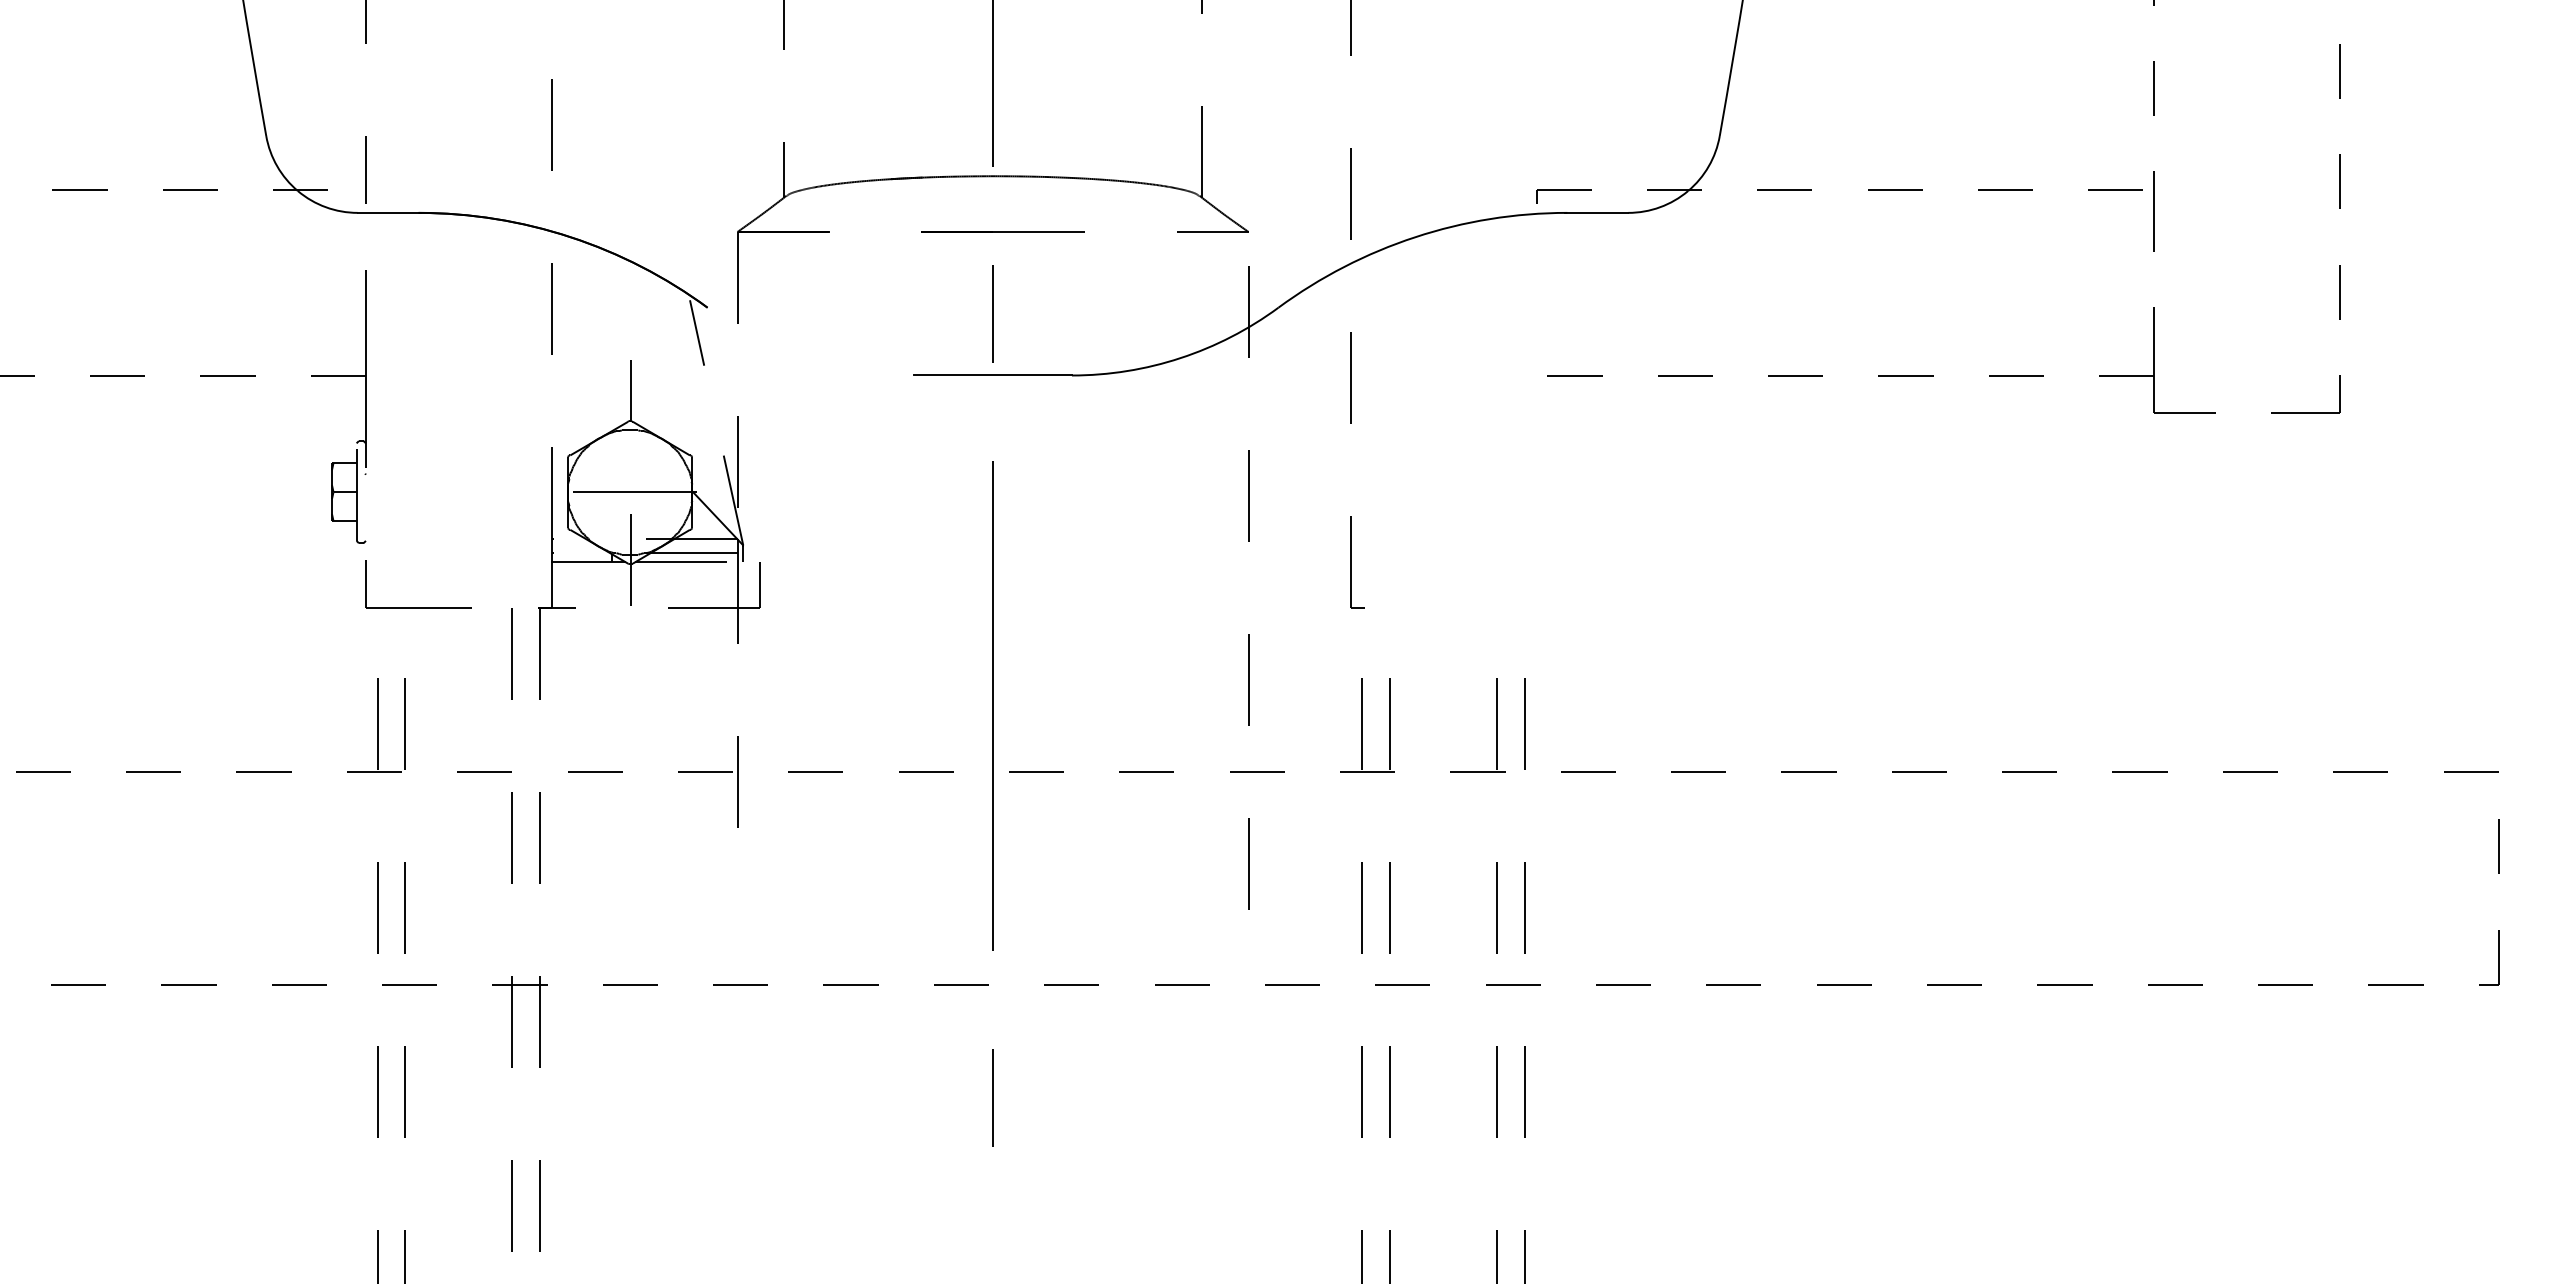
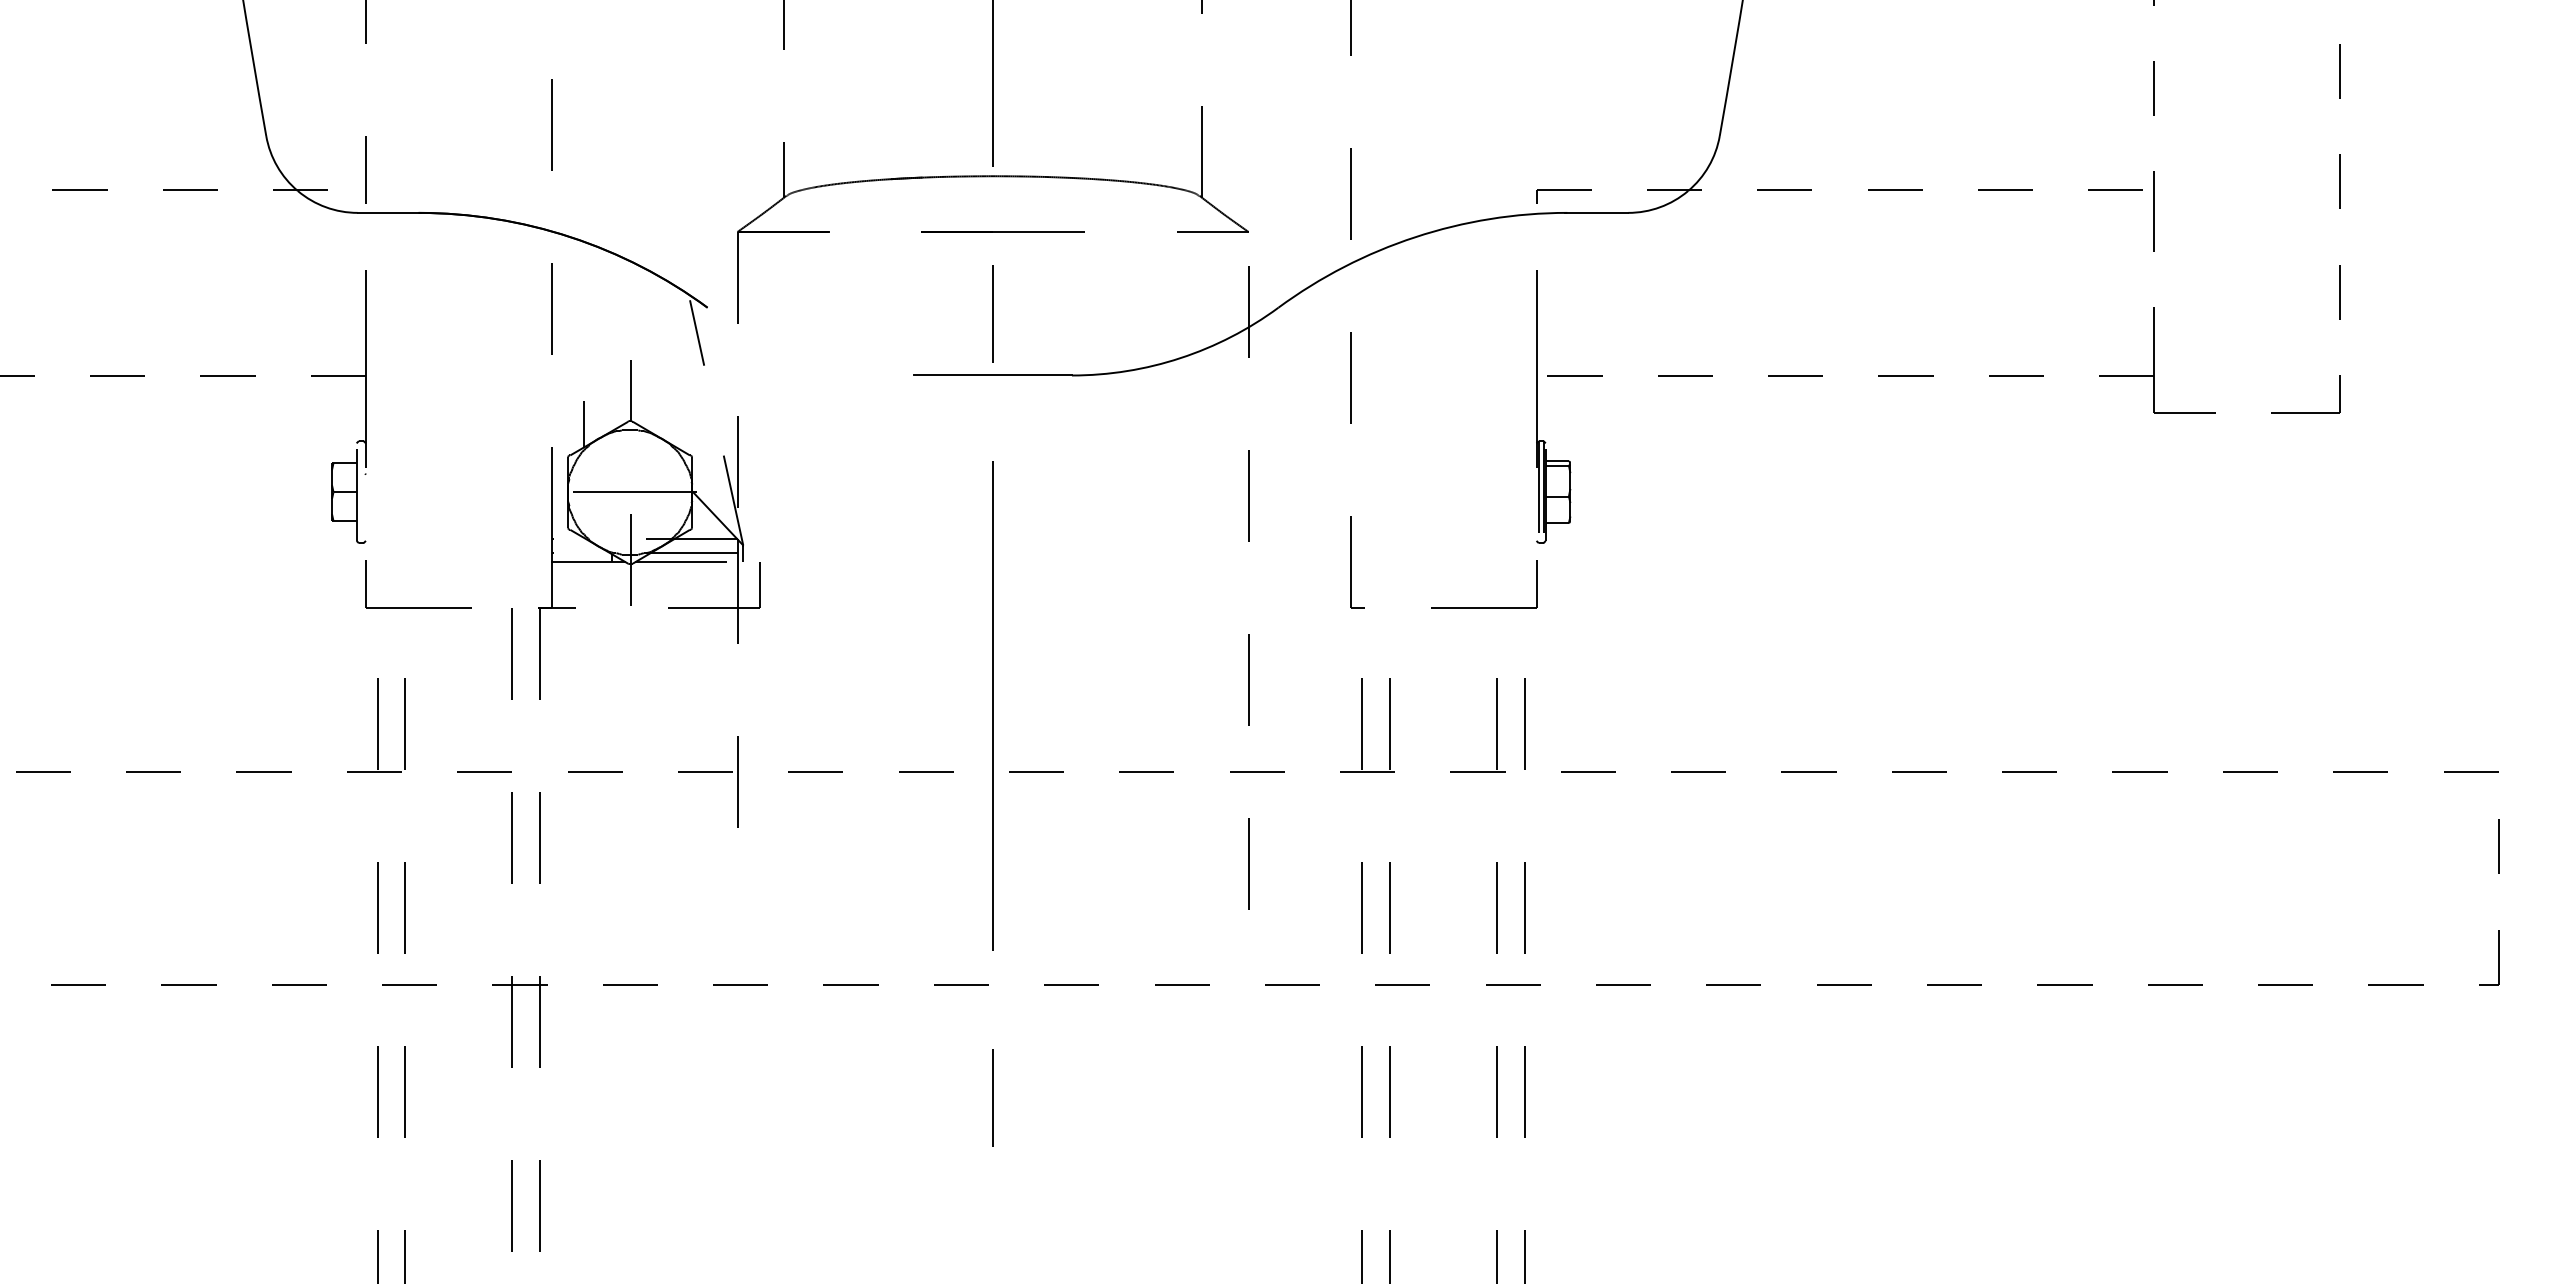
line: none -> present (583, 423)
part: none -> present (1536, 439)
